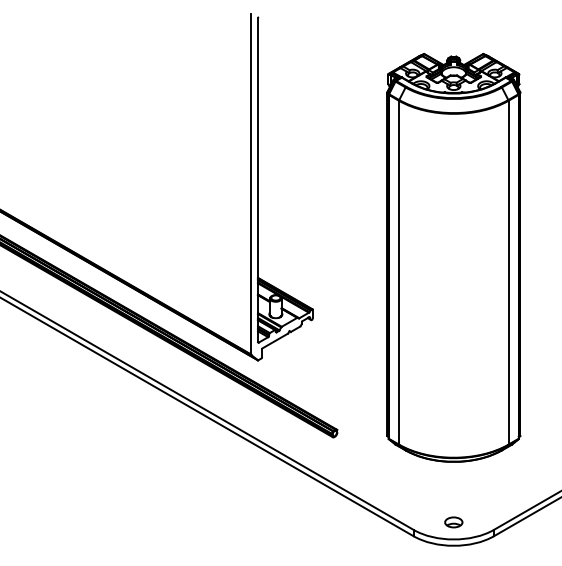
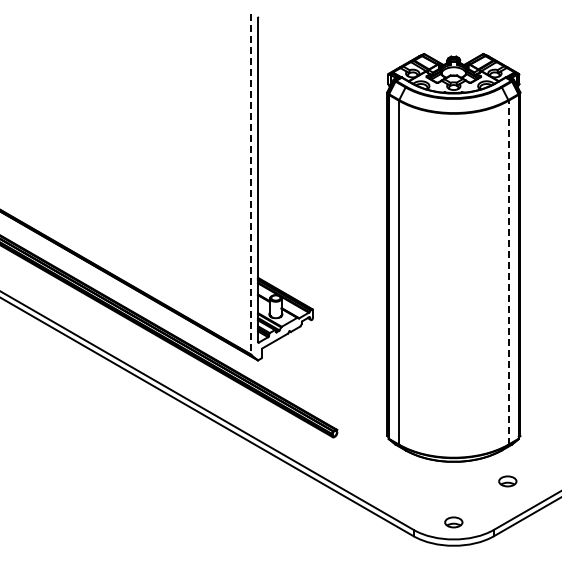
line: solid -> dashed (251, 184)
line: solid -> dashed (508, 272)
part: none -> present (507, 481)
